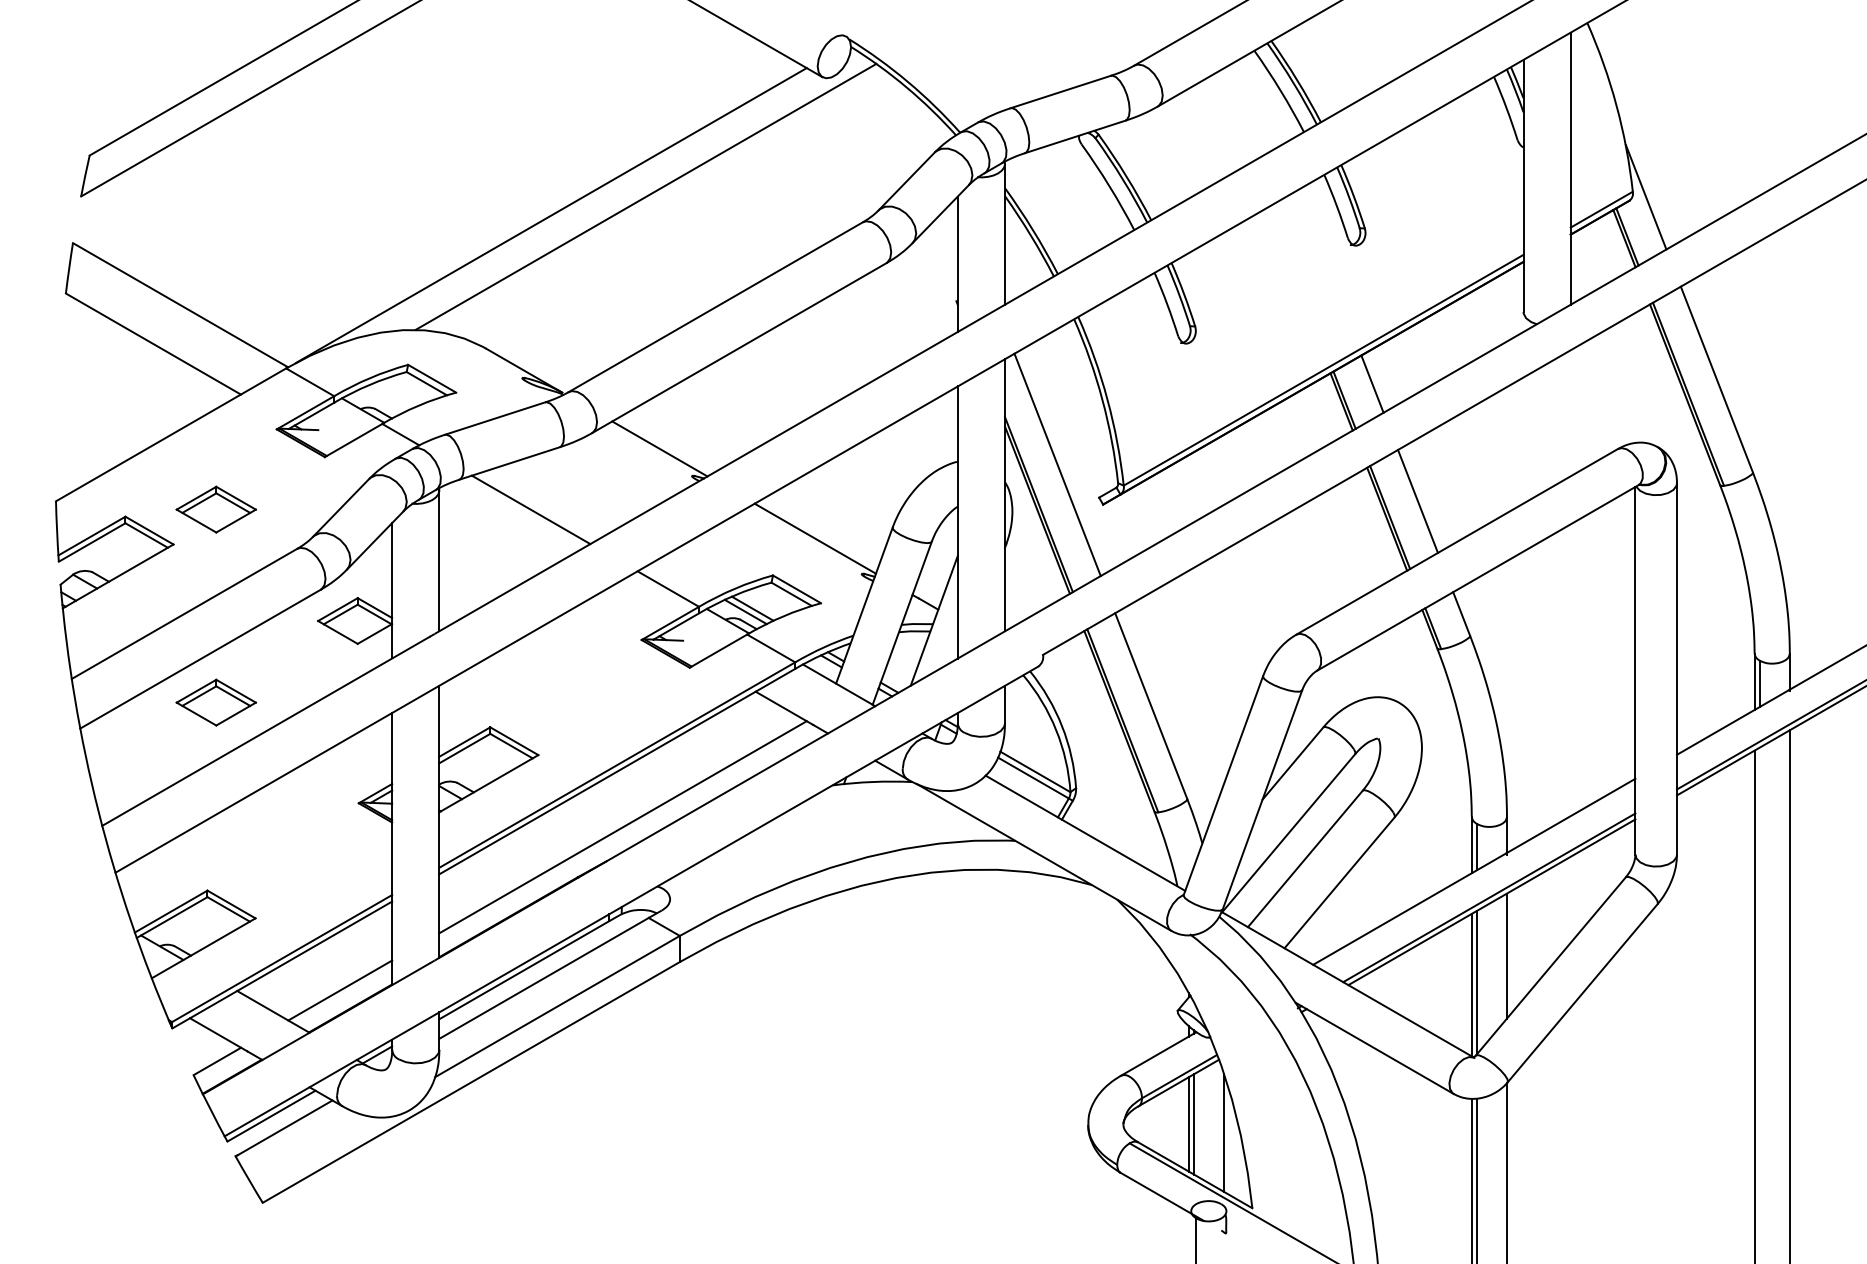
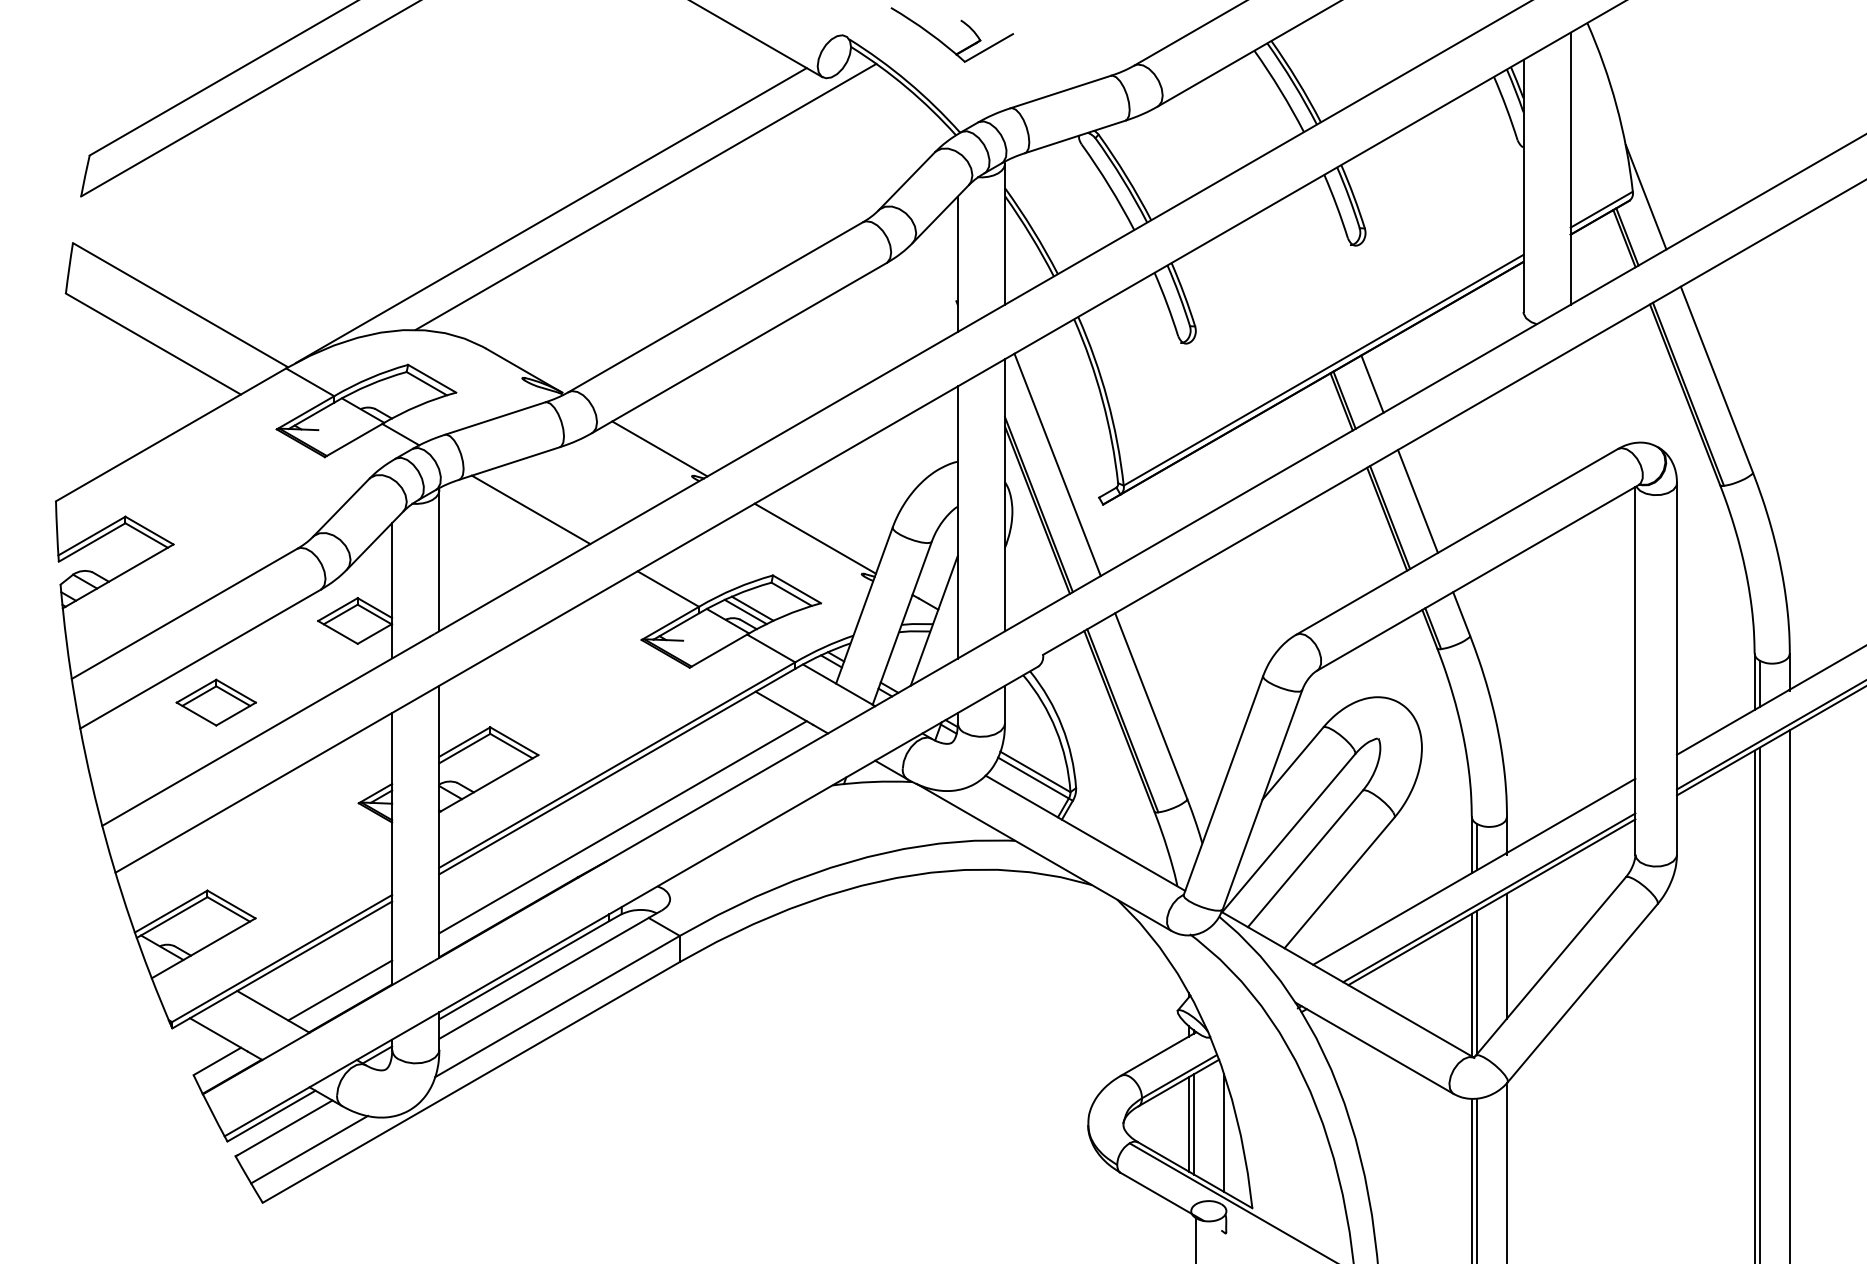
part: none -> present (943, 42)
part: present -> none (215, 509)
line: none -> present (1759, 1003)
line: none -> present (309, 1149)
